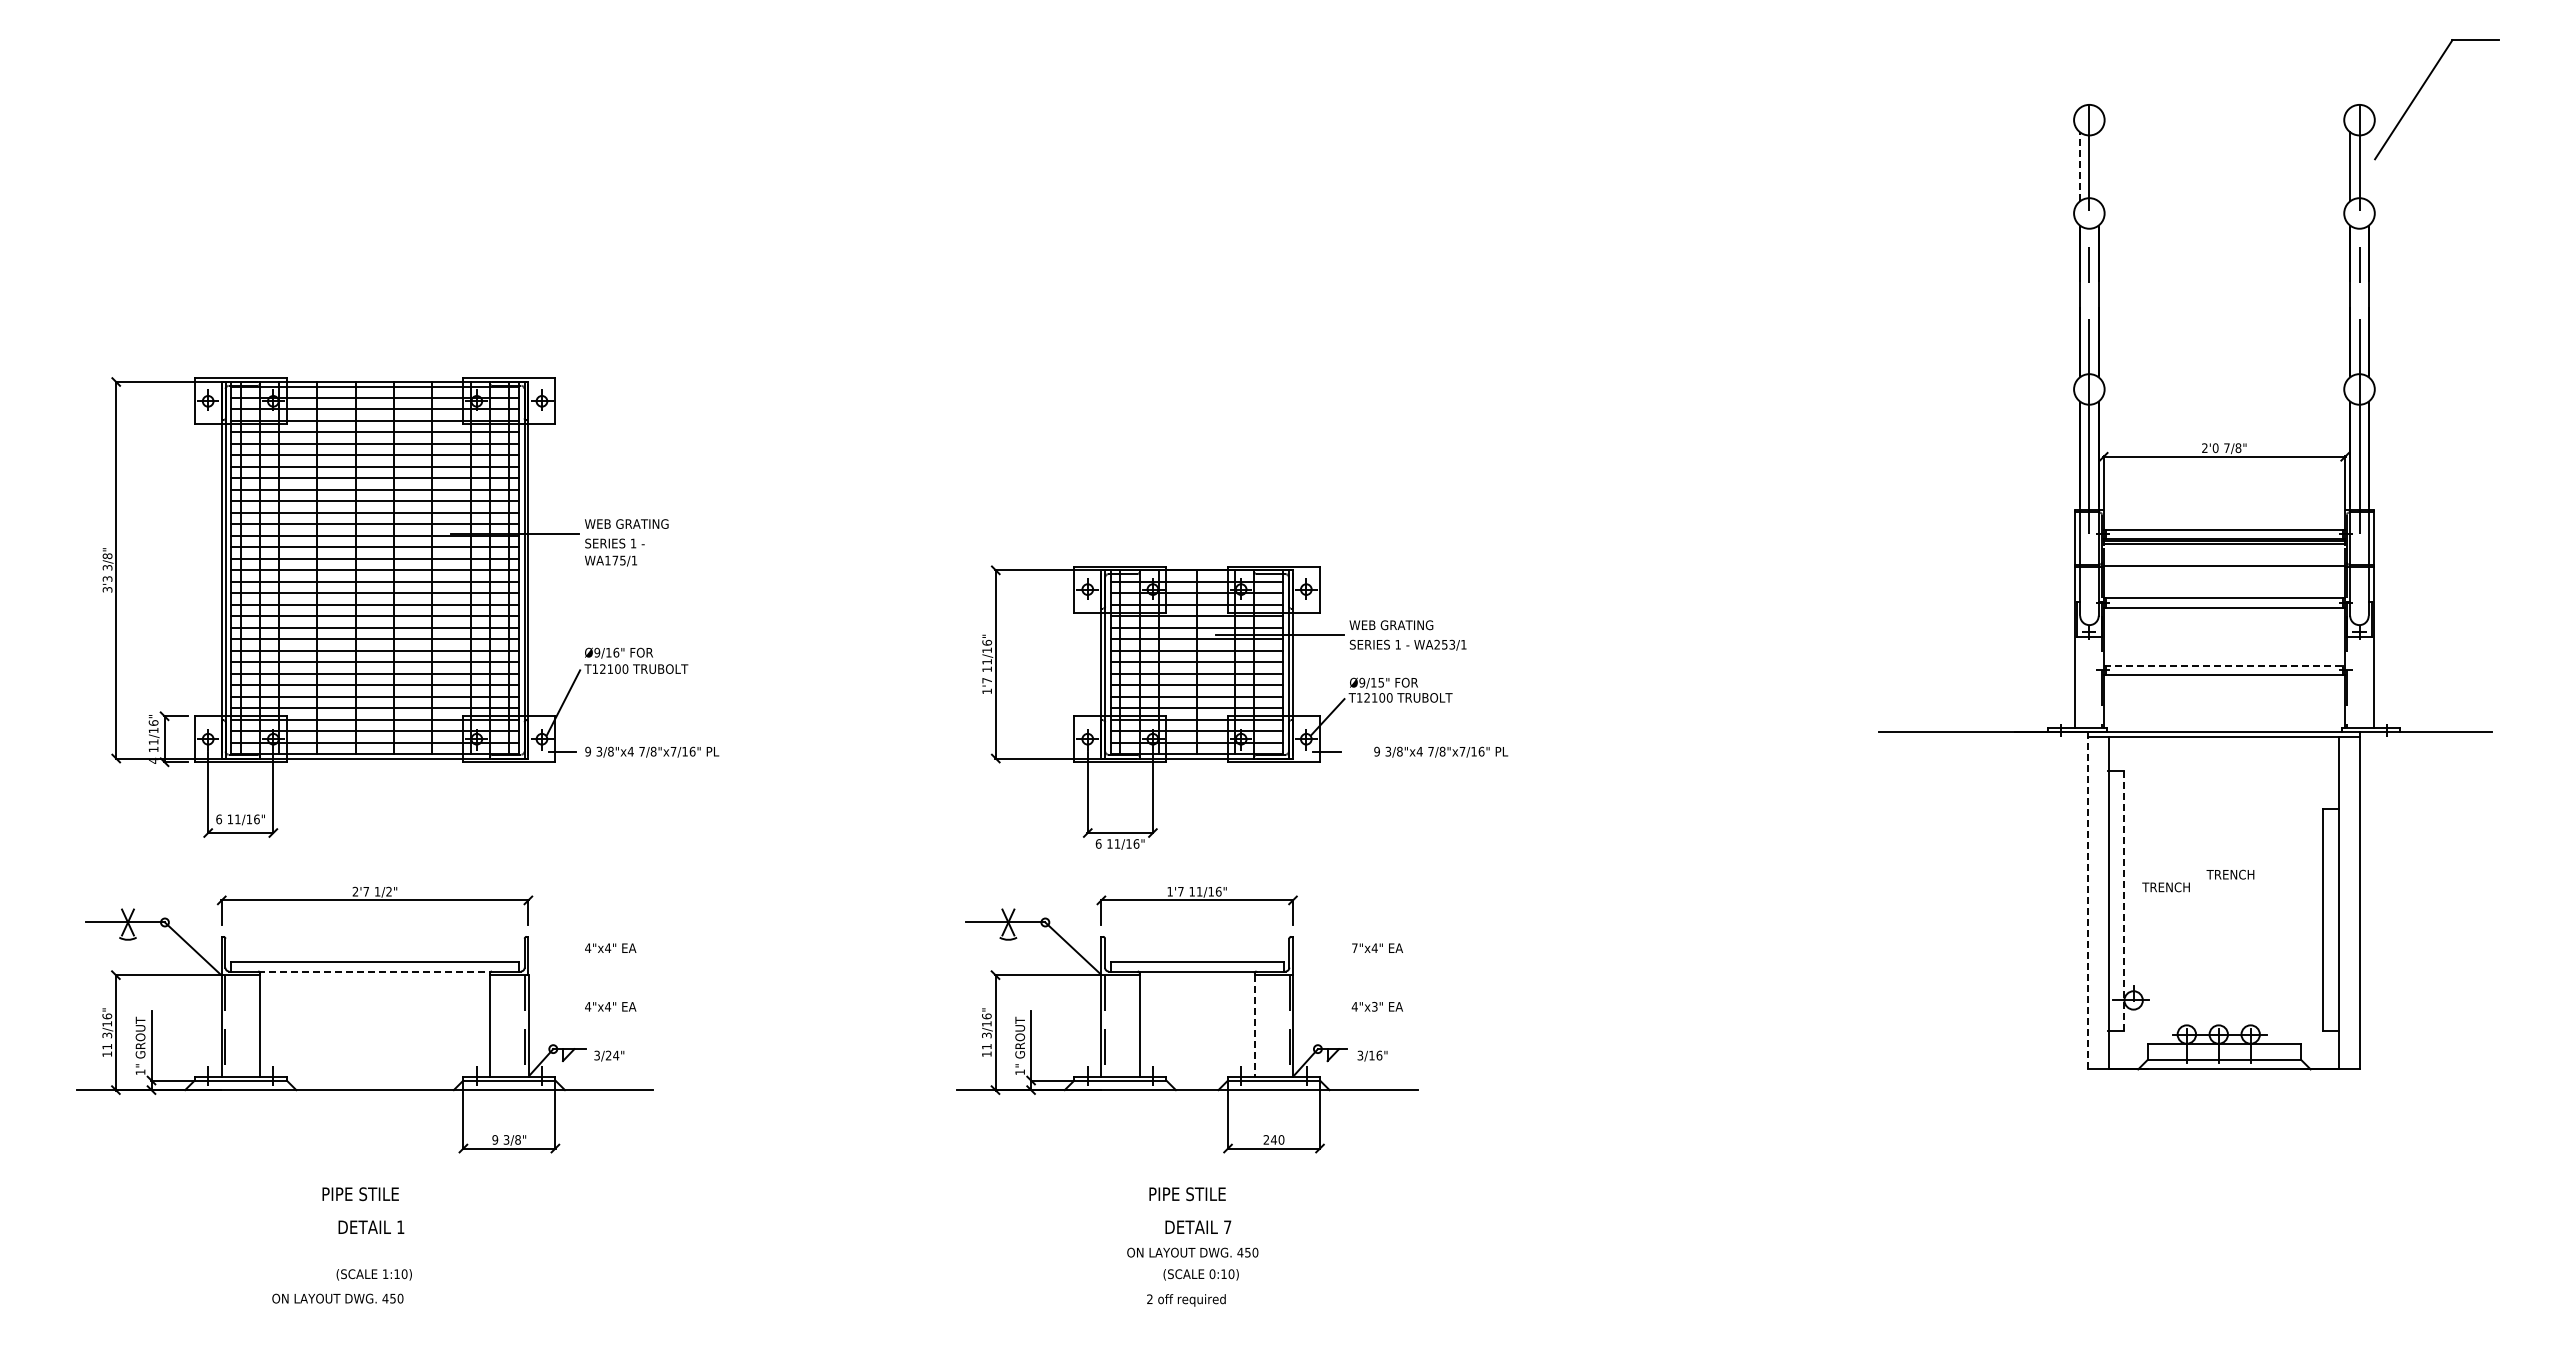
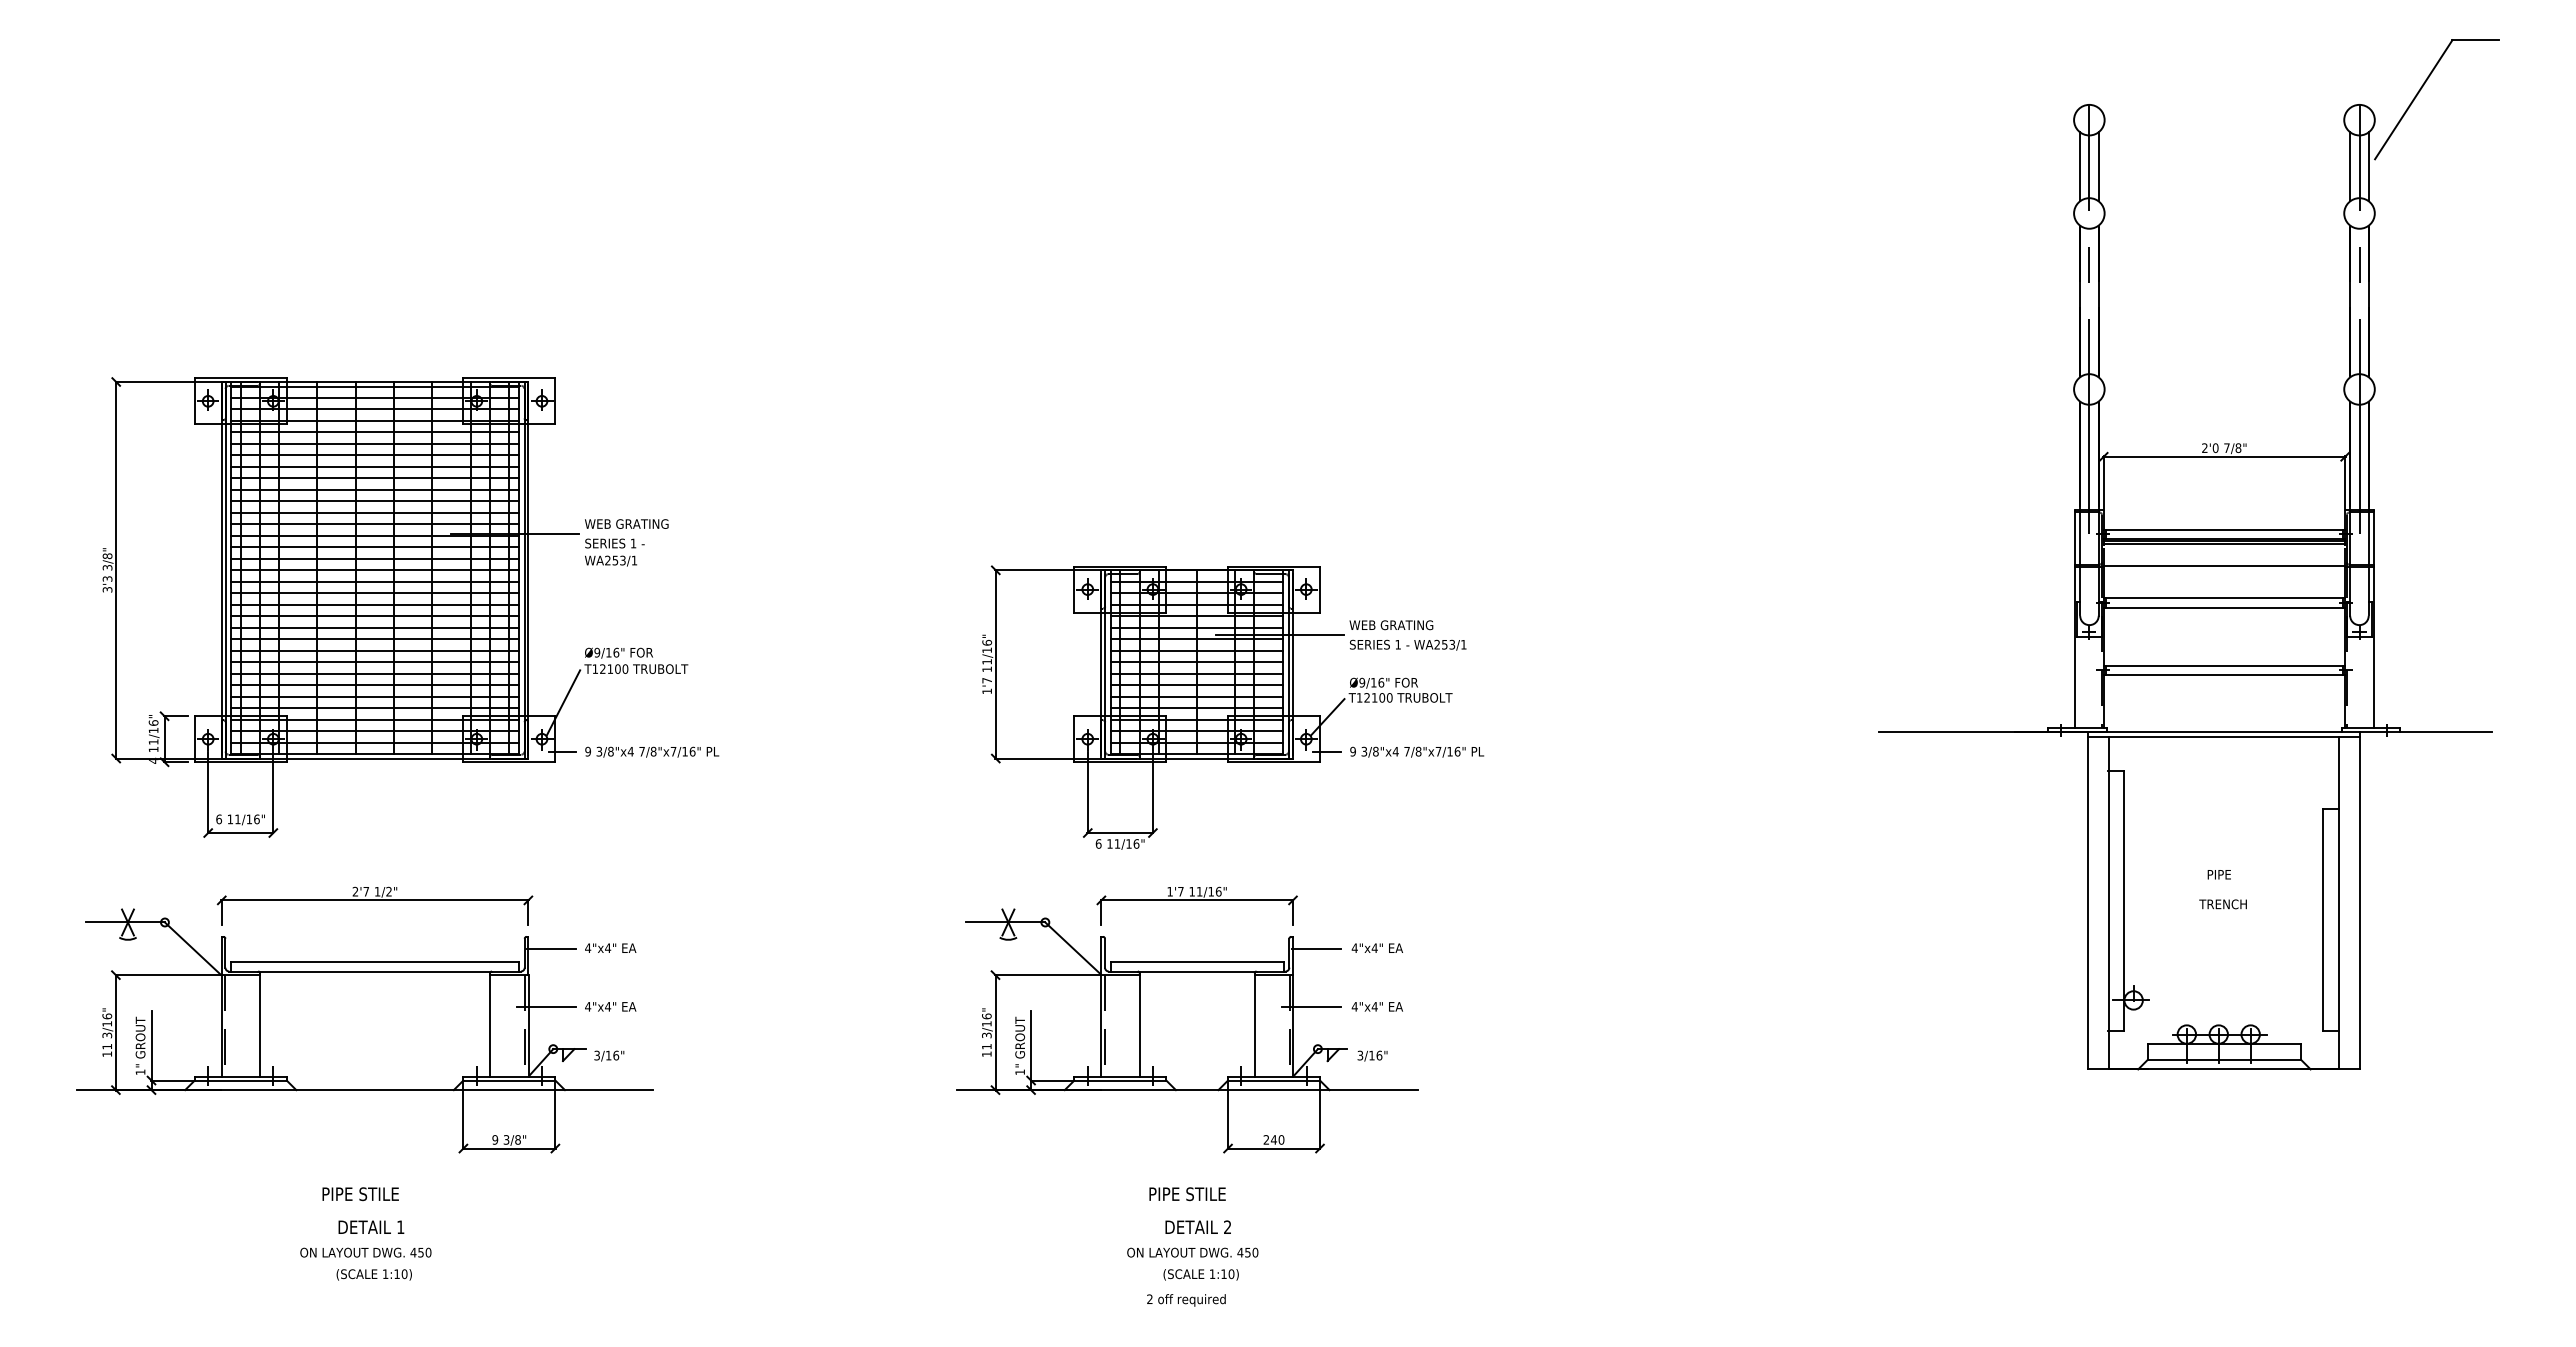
line: dashed -> solid (2080, 166)
line: none -> present (2098, 166)
line: none -> present (2368, 166)
text: WA175/1 -> WA253/1 (615, 560)
line: dashed -> solid (2224, 665)
text: Ø9/15" -> Ø9/16" (1381, 682)
text position: (1441, 751) -> (1417, 751) (1417, 751)
text: TRENCH -> PIPE (2230, 874)
text position: (2165, 887) -> (2222, 904) (2222, 904)
line: dashed -> solid (2088, 900)
line: dashed -> solid (2124, 900)
text: 7"x4" -> 4"x4" (1354, 947)
line: none -> present (551, 948)
line: none -> present (1316, 948)
line: dashed -> solid (375, 971)
line: none -> present (546, 1006)
line: none -> present (1311, 1006)
text: 4"x3" -> 4"x4" (1374, 1006)
line: dashed -> solid (1254, 1025)
text: 3/24" -> 3/16" (612, 1055)
text: 7 -> 2 (1227, 1226)
text: 0:10) -> 1:10) (1212, 1274)
text position: (337, 1298) -> (365, 1252) (365, 1252)
